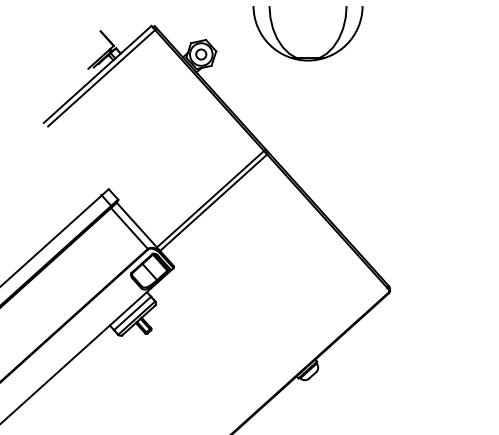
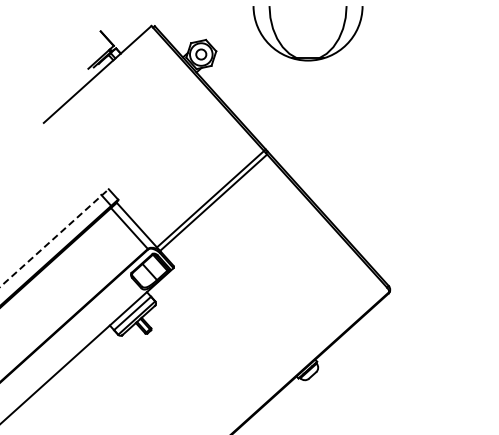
line: present -> none (102, 77)
line: solid -> dashed (54, 238)
